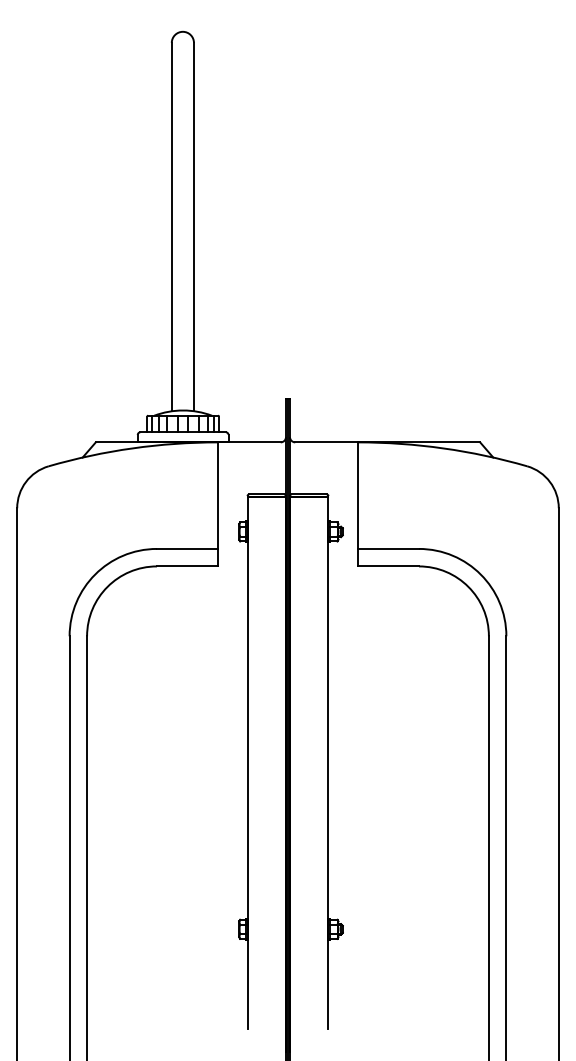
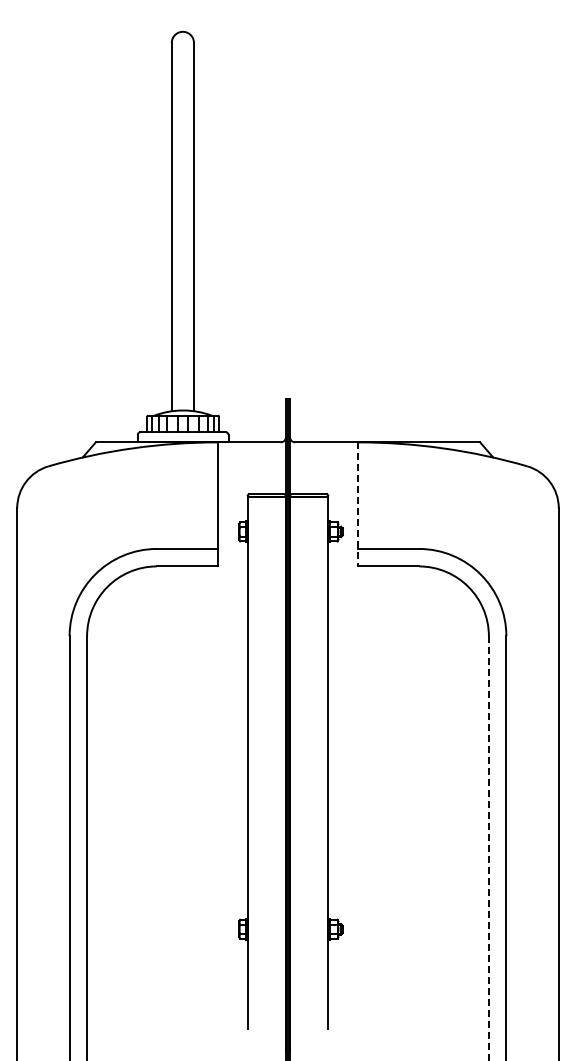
line: solid -> dashed (357, 504)
line: solid -> dashed (488, 848)
